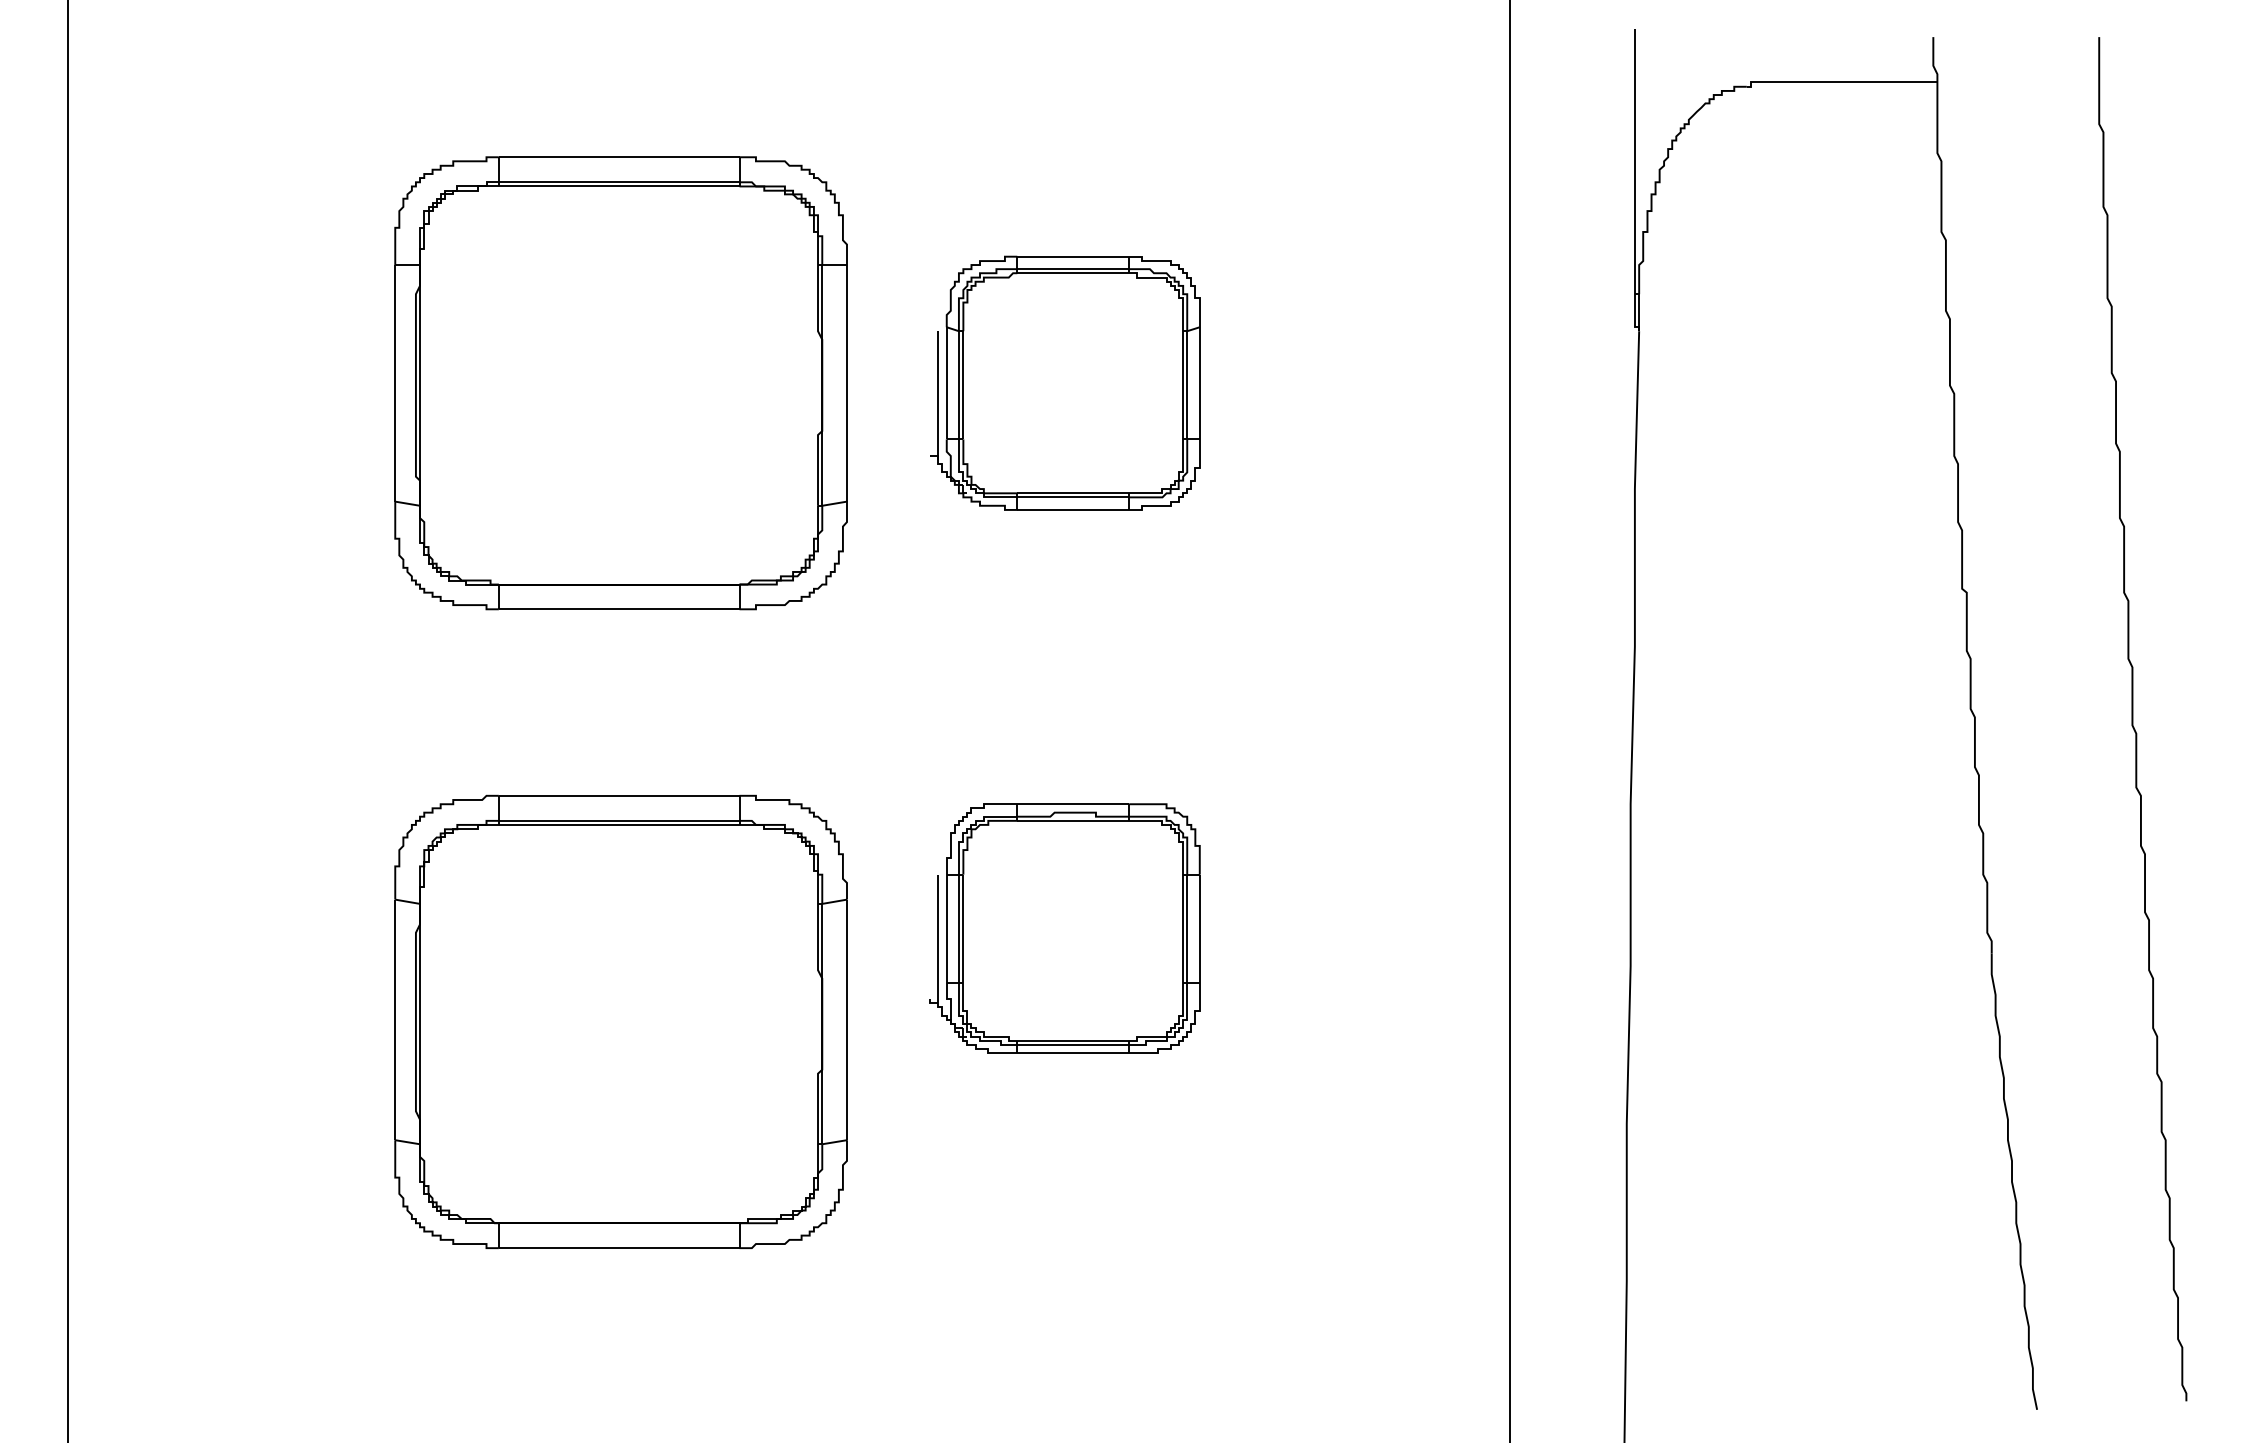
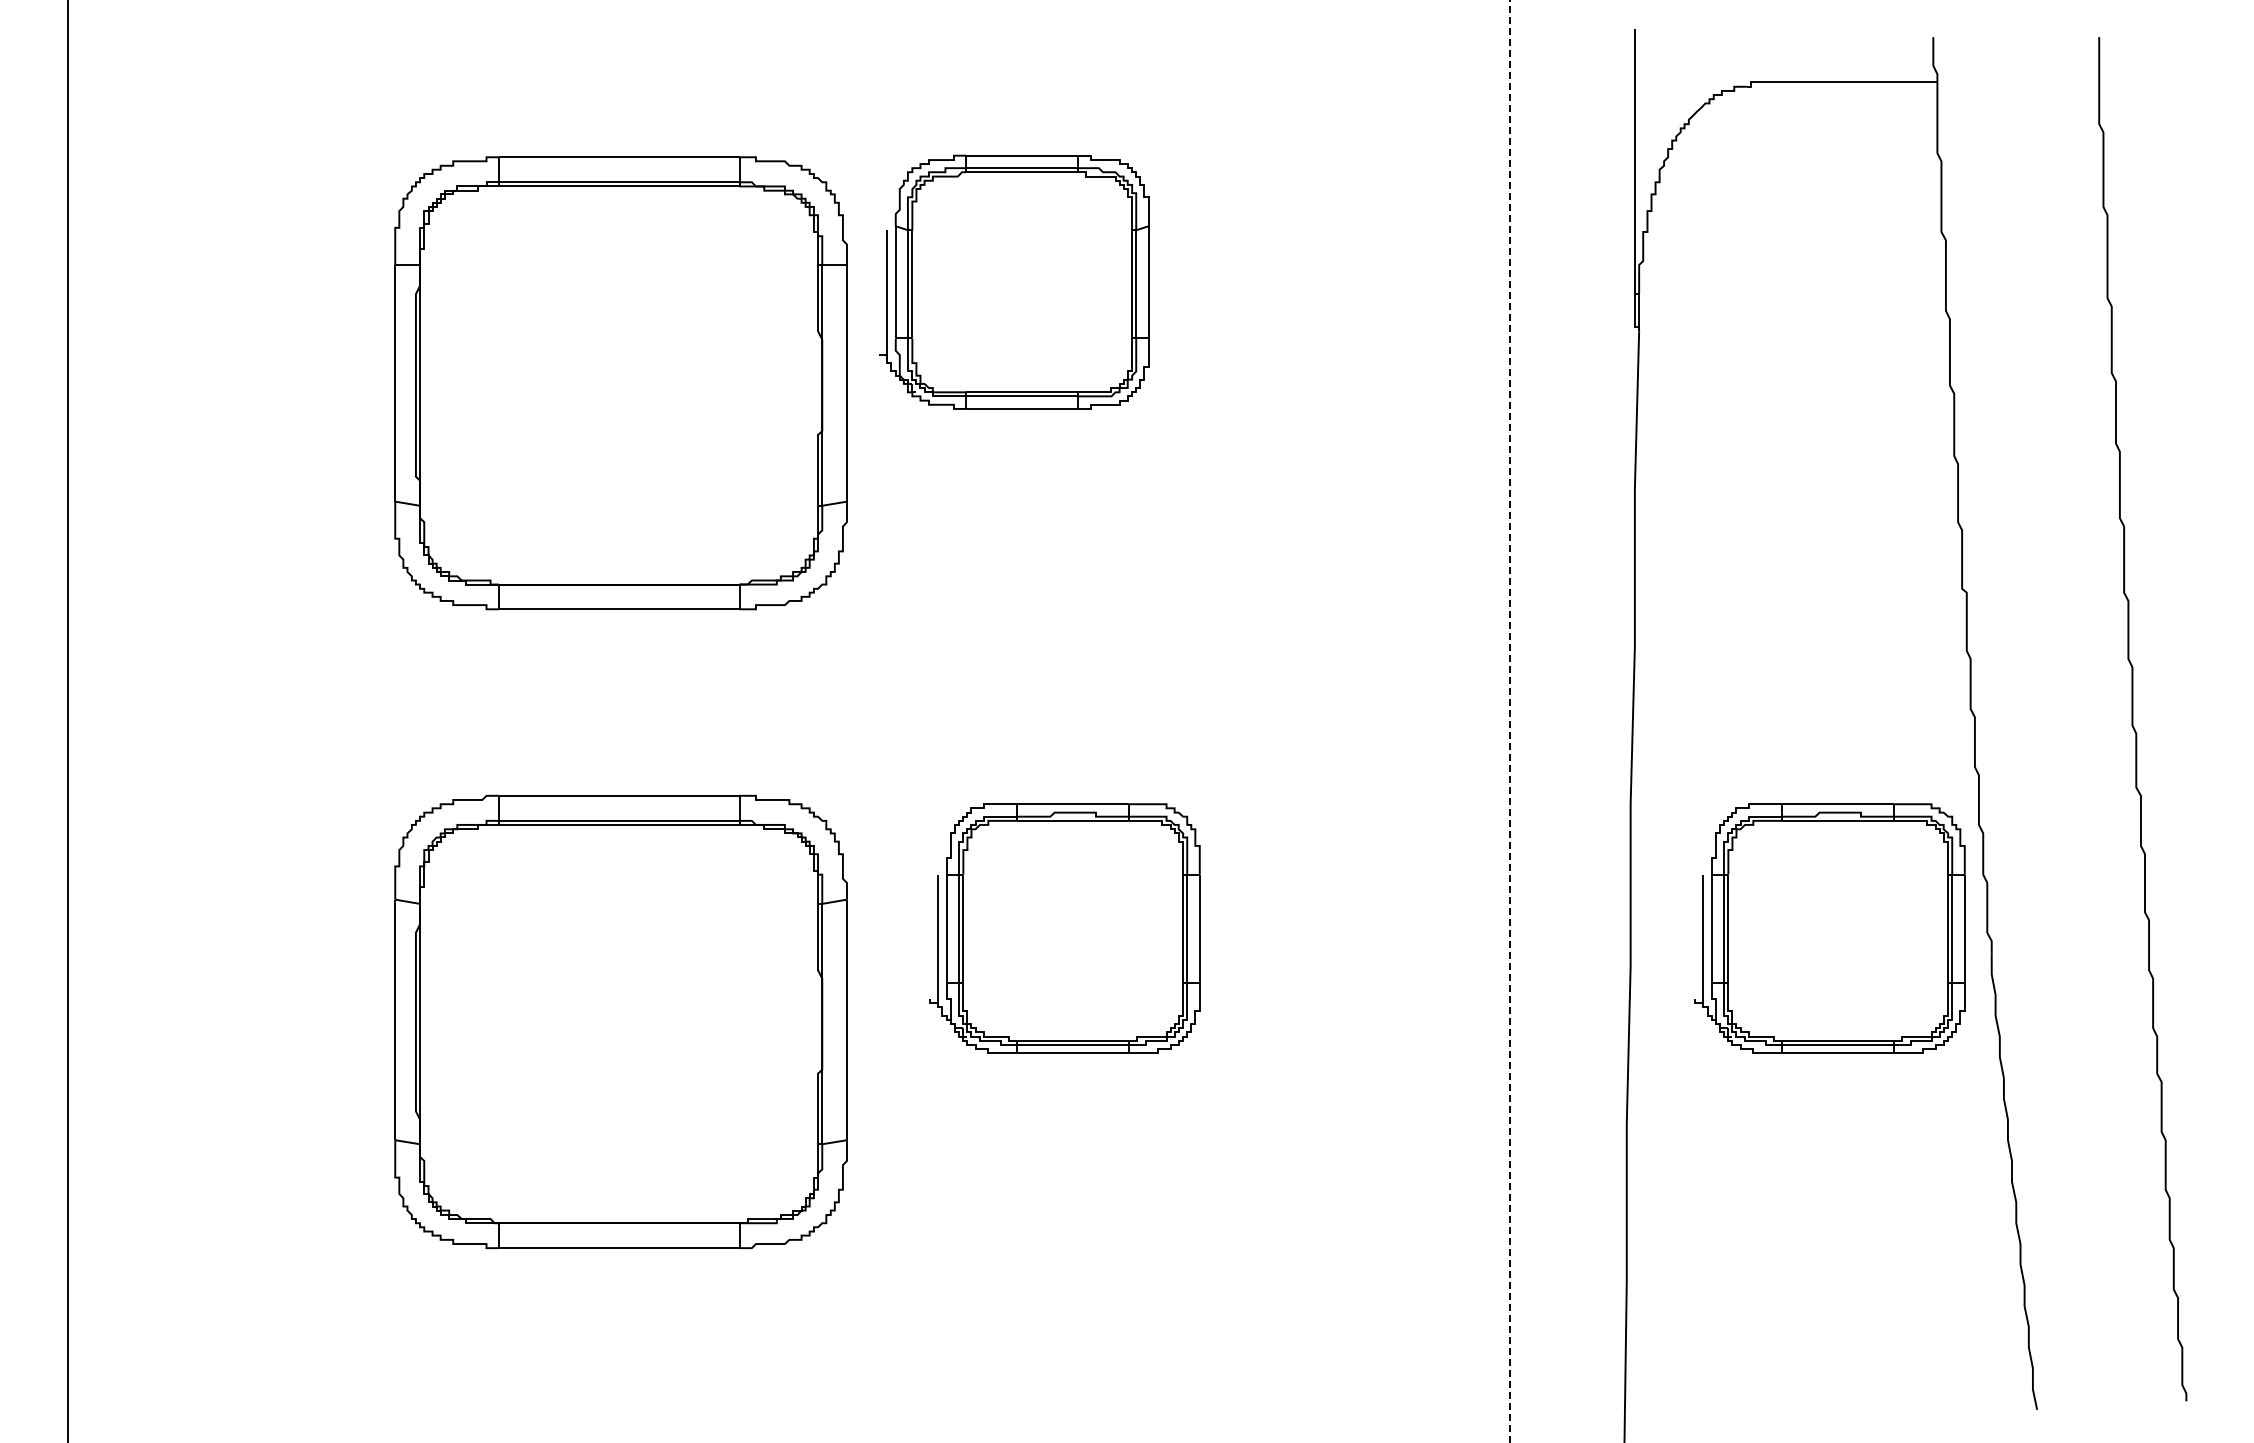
part position: (1065, 382) -> (1014, 281) (1014, 281)
line: solid -> dashed (1510, 721)
part: none -> present (1829, 928)
